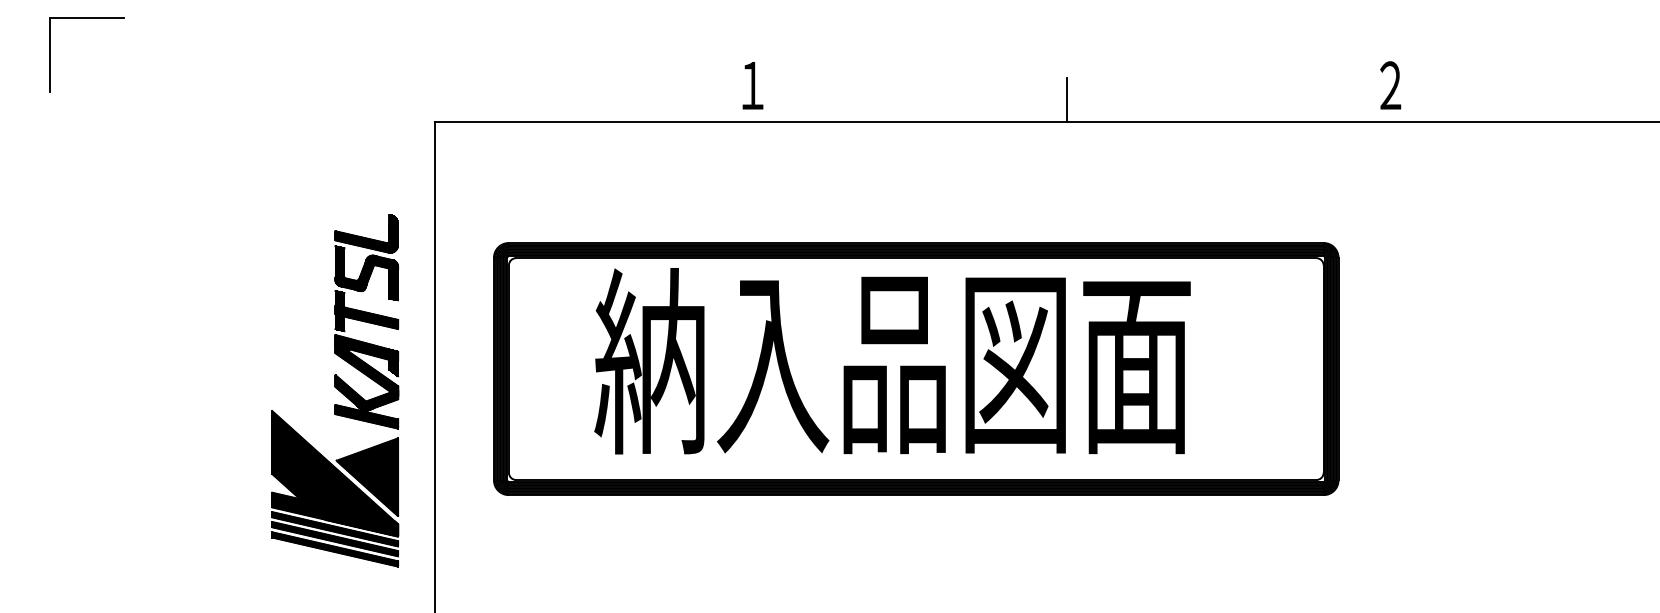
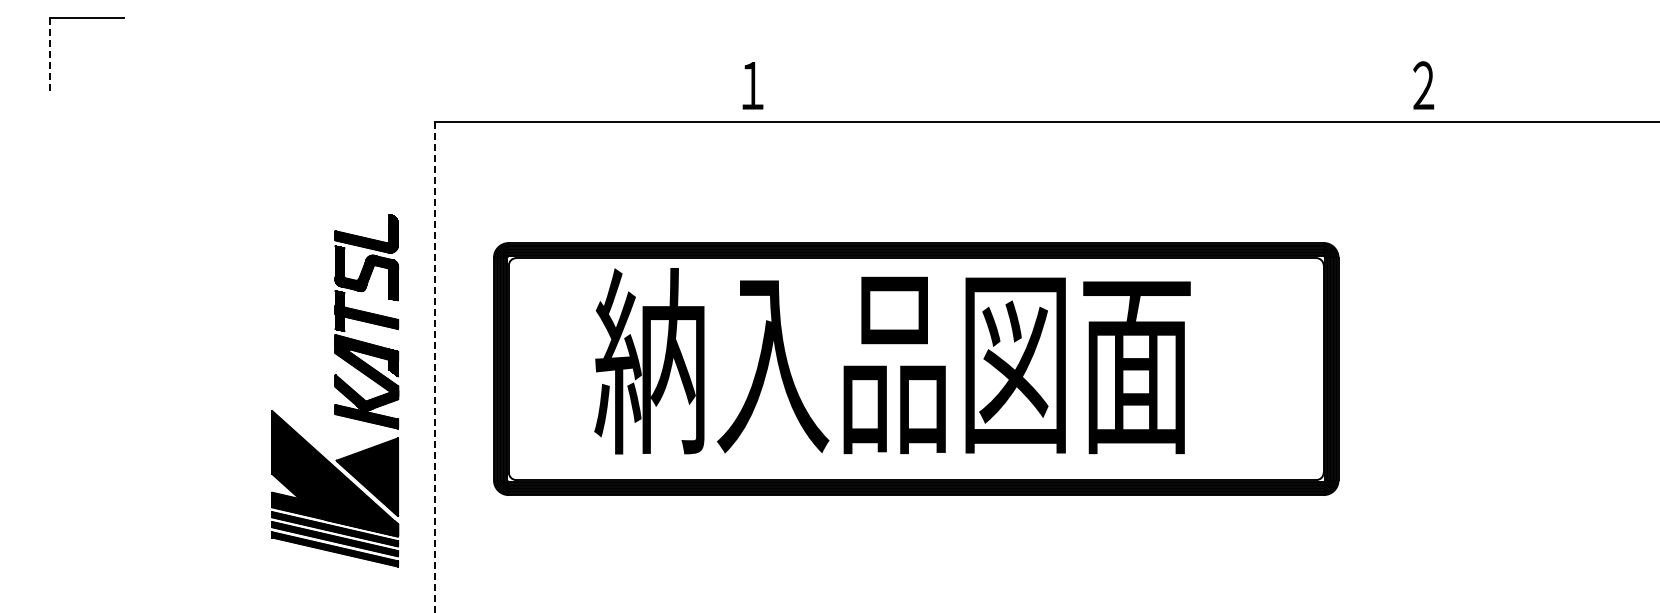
line: solid -> dashed (49, 55)
text position: (1390, 85) -> (1423, 85) (1423, 85)
line: present -> none (1067, 99)
line: solid -> dashed (435, 367)
